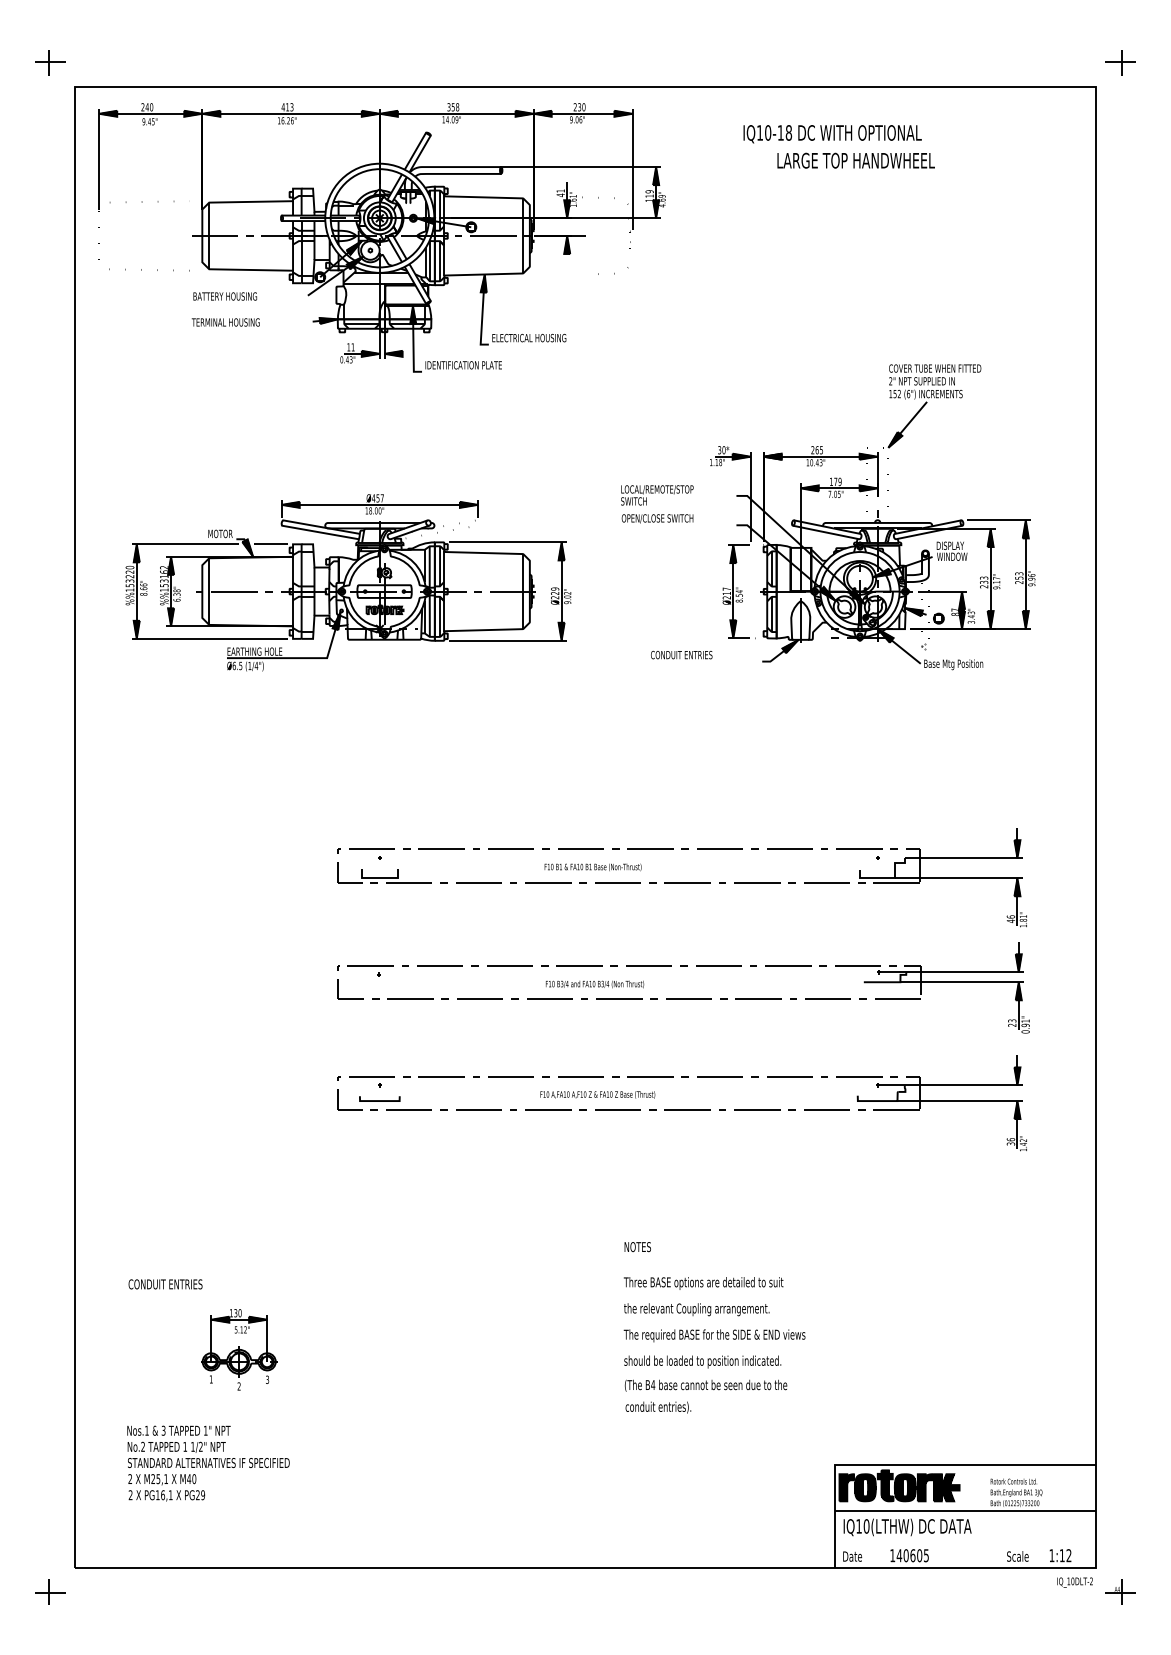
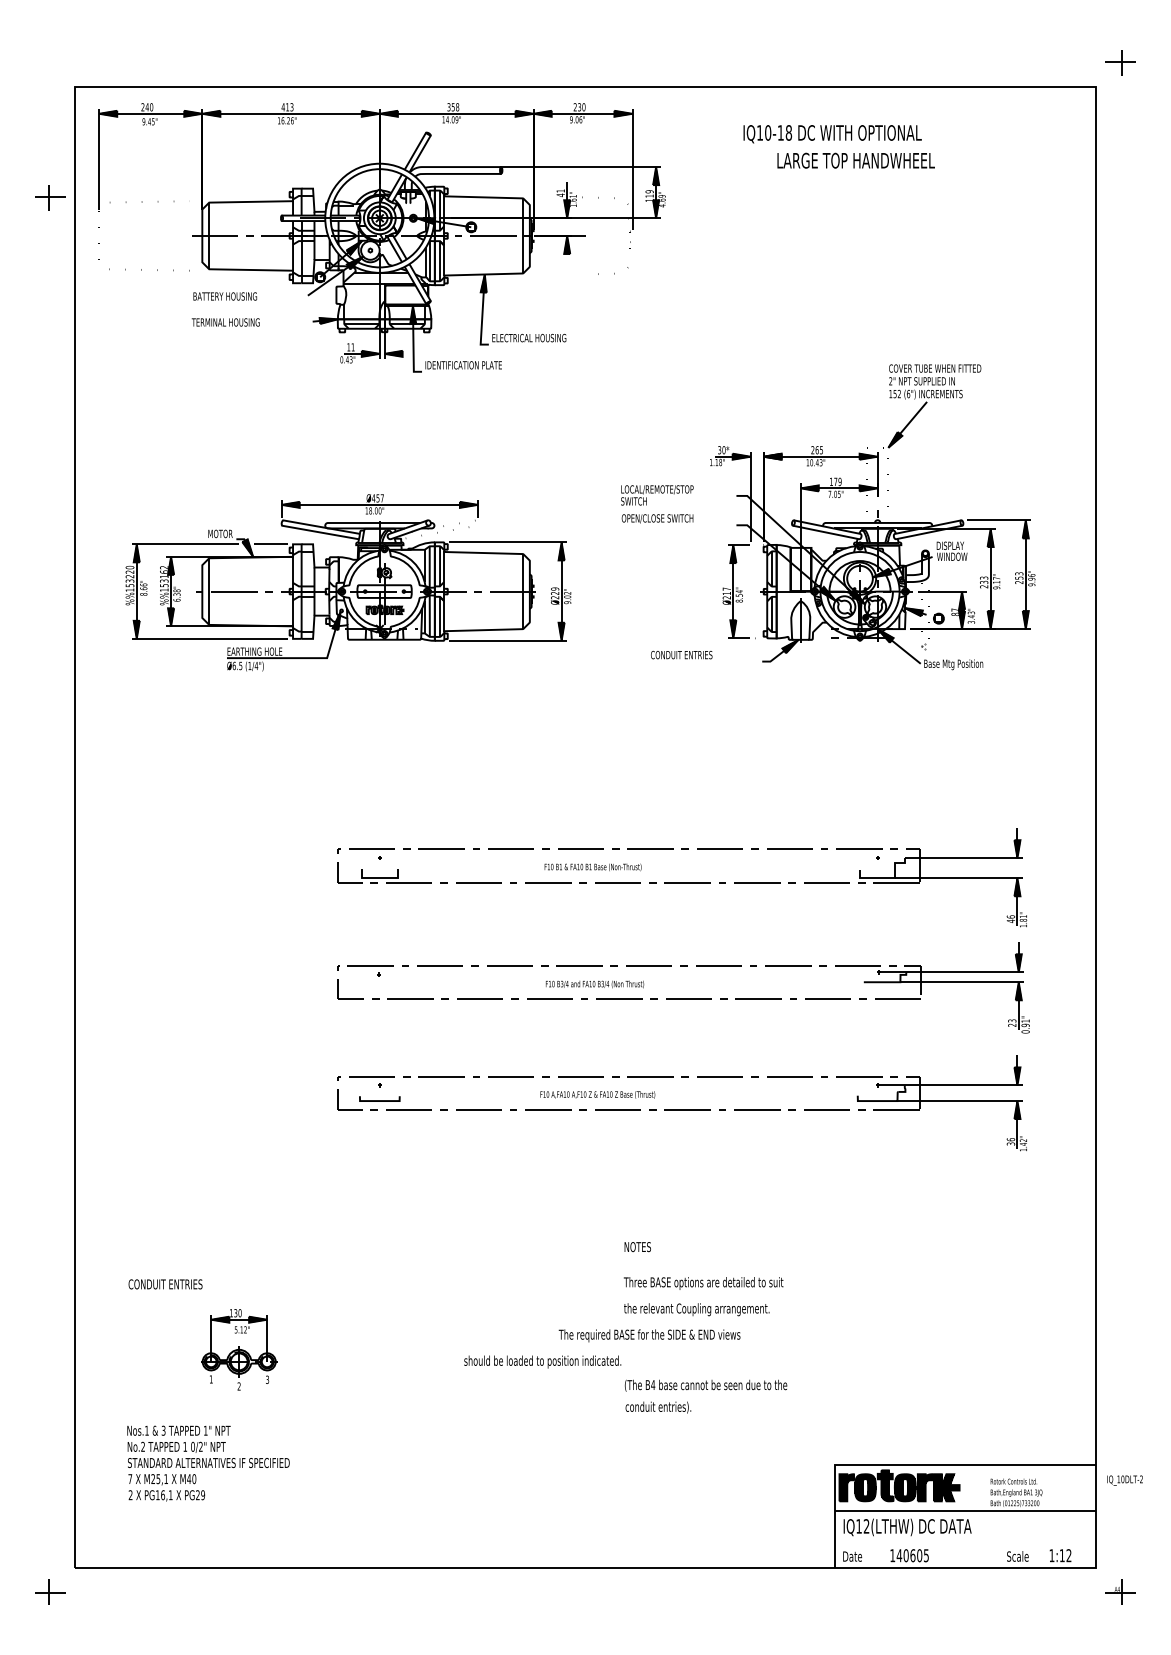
part position: (50, 62) -> (50, 197) (50, 197)
text position: (714, 1335) -> (649, 1335) (649, 1335)
text position: (702, 1361) -> (542, 1361) (542, 1361)
text: 1/2" -> 0/2" (192, 1446)
text: 2 -> 7 (130, 1478)
text: IQ10(LTHW) -> IQ12(LTHW) (866, 1526)
text position: (1074, 1582) -> (1124, 1480) (1124, 1480)
